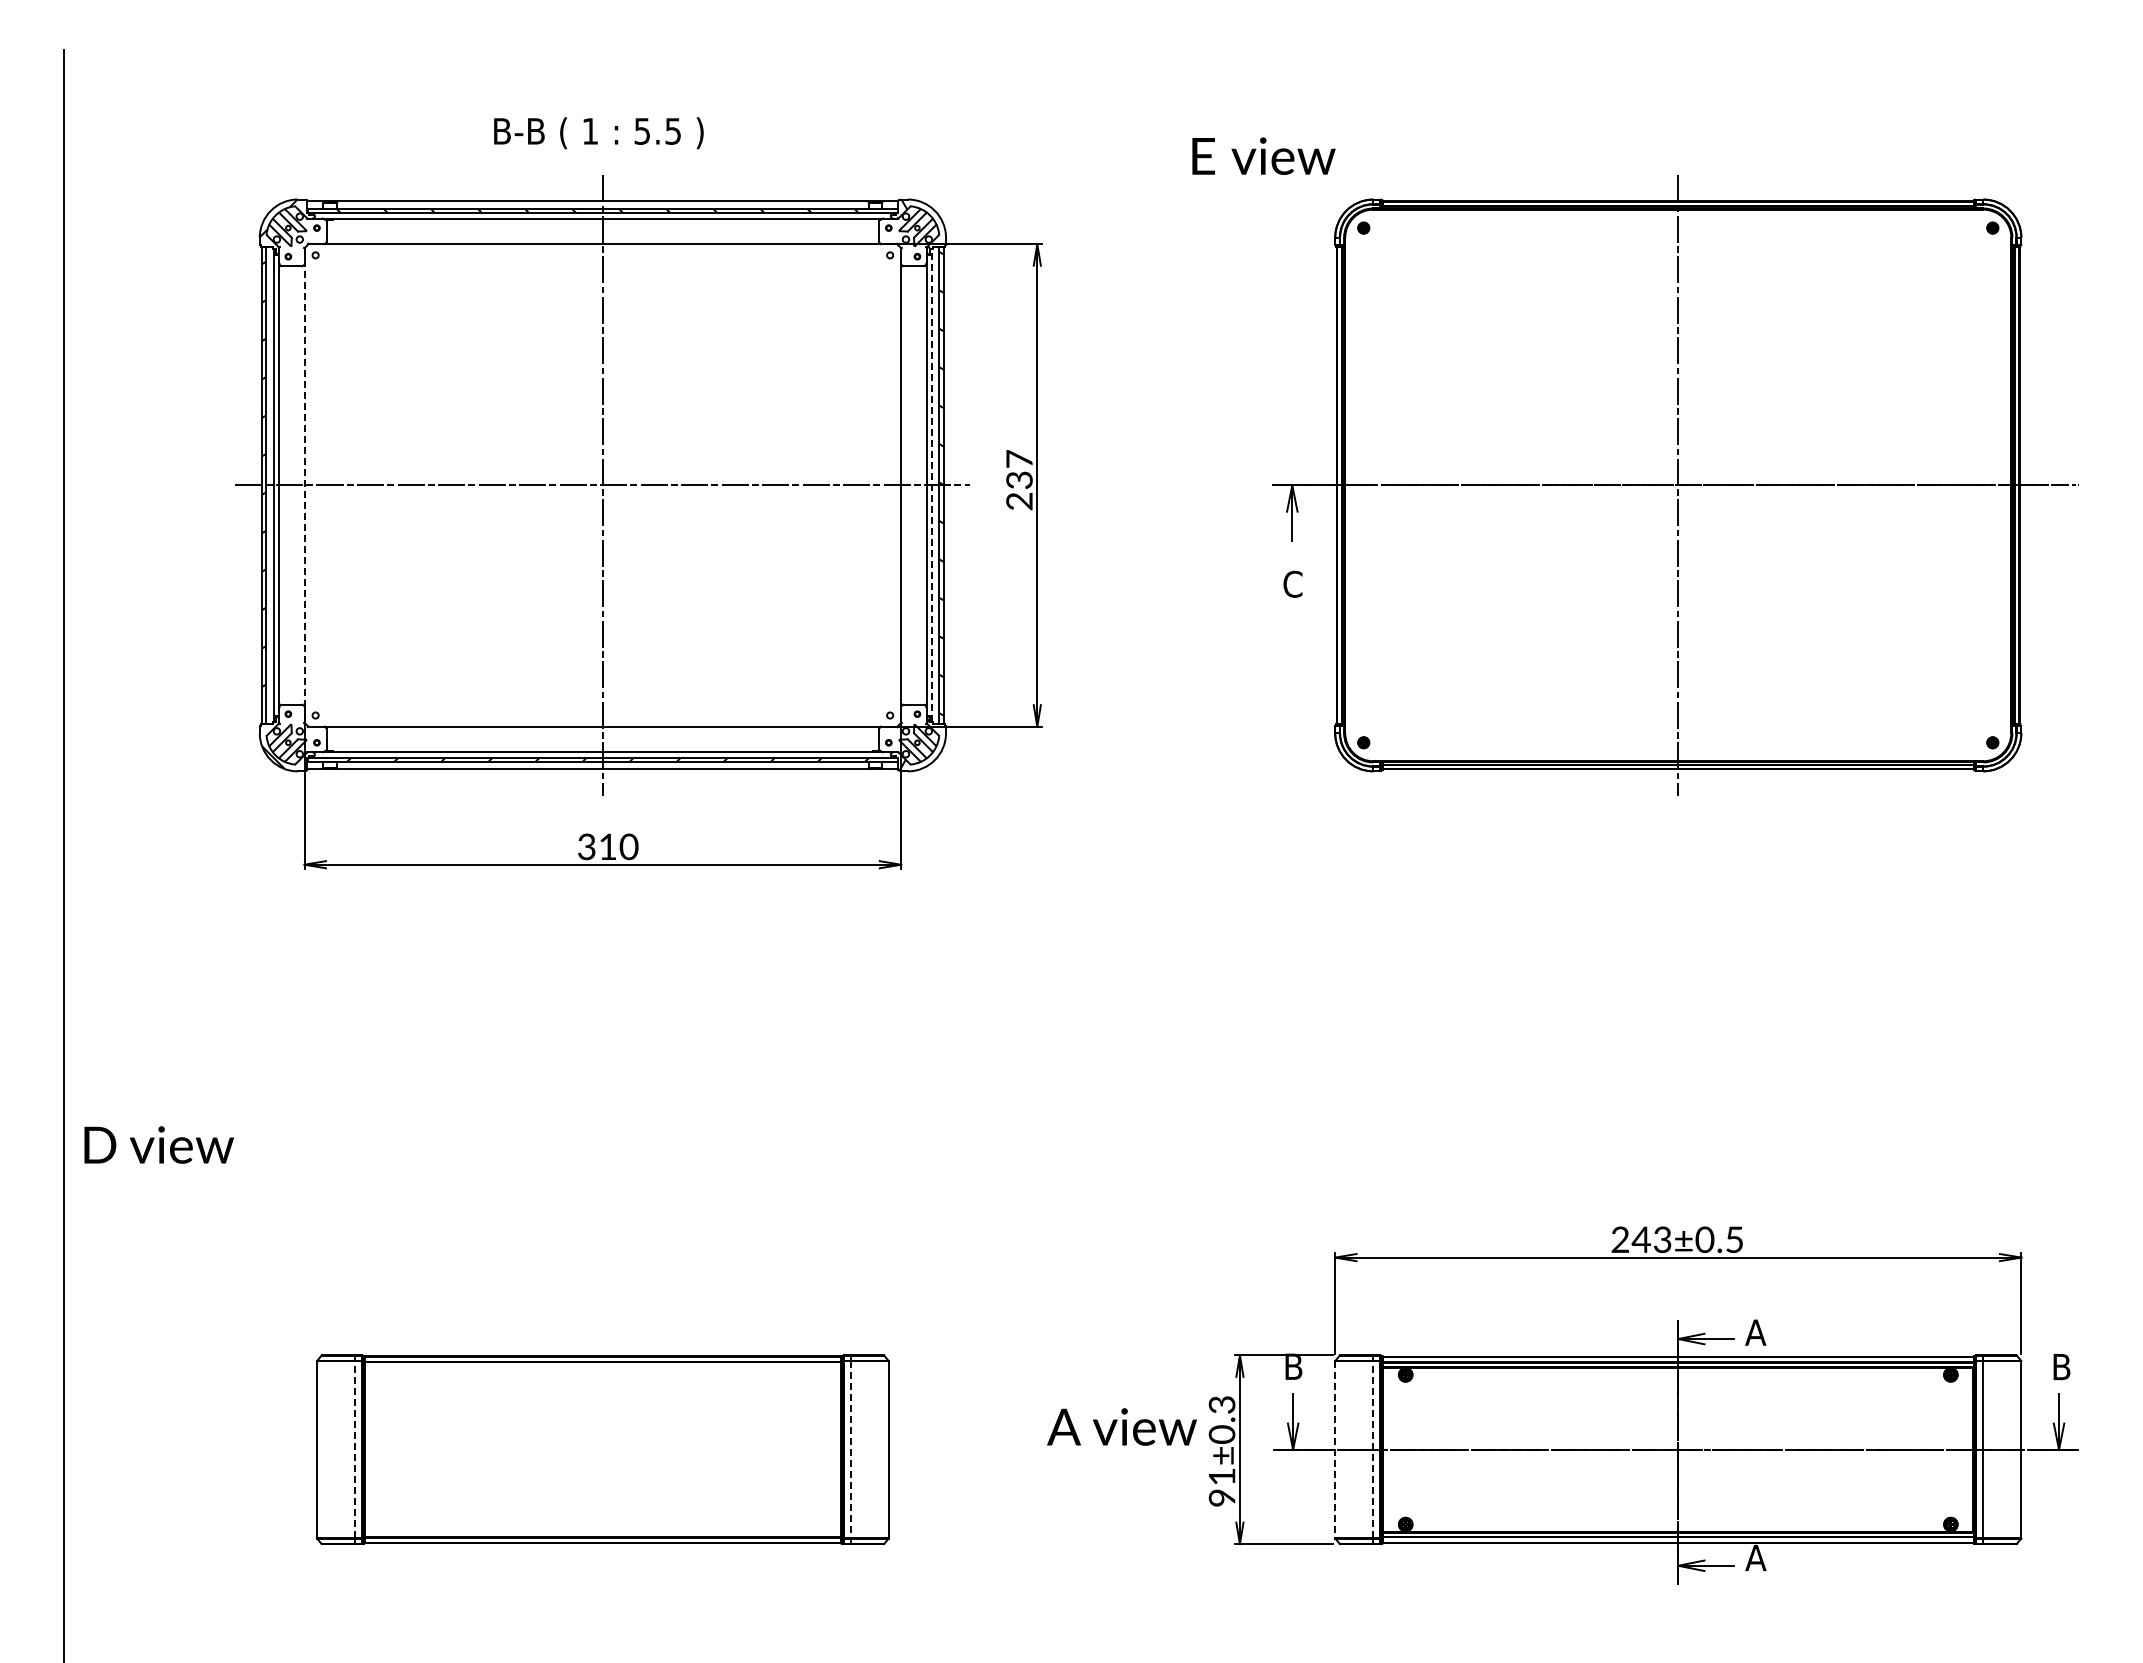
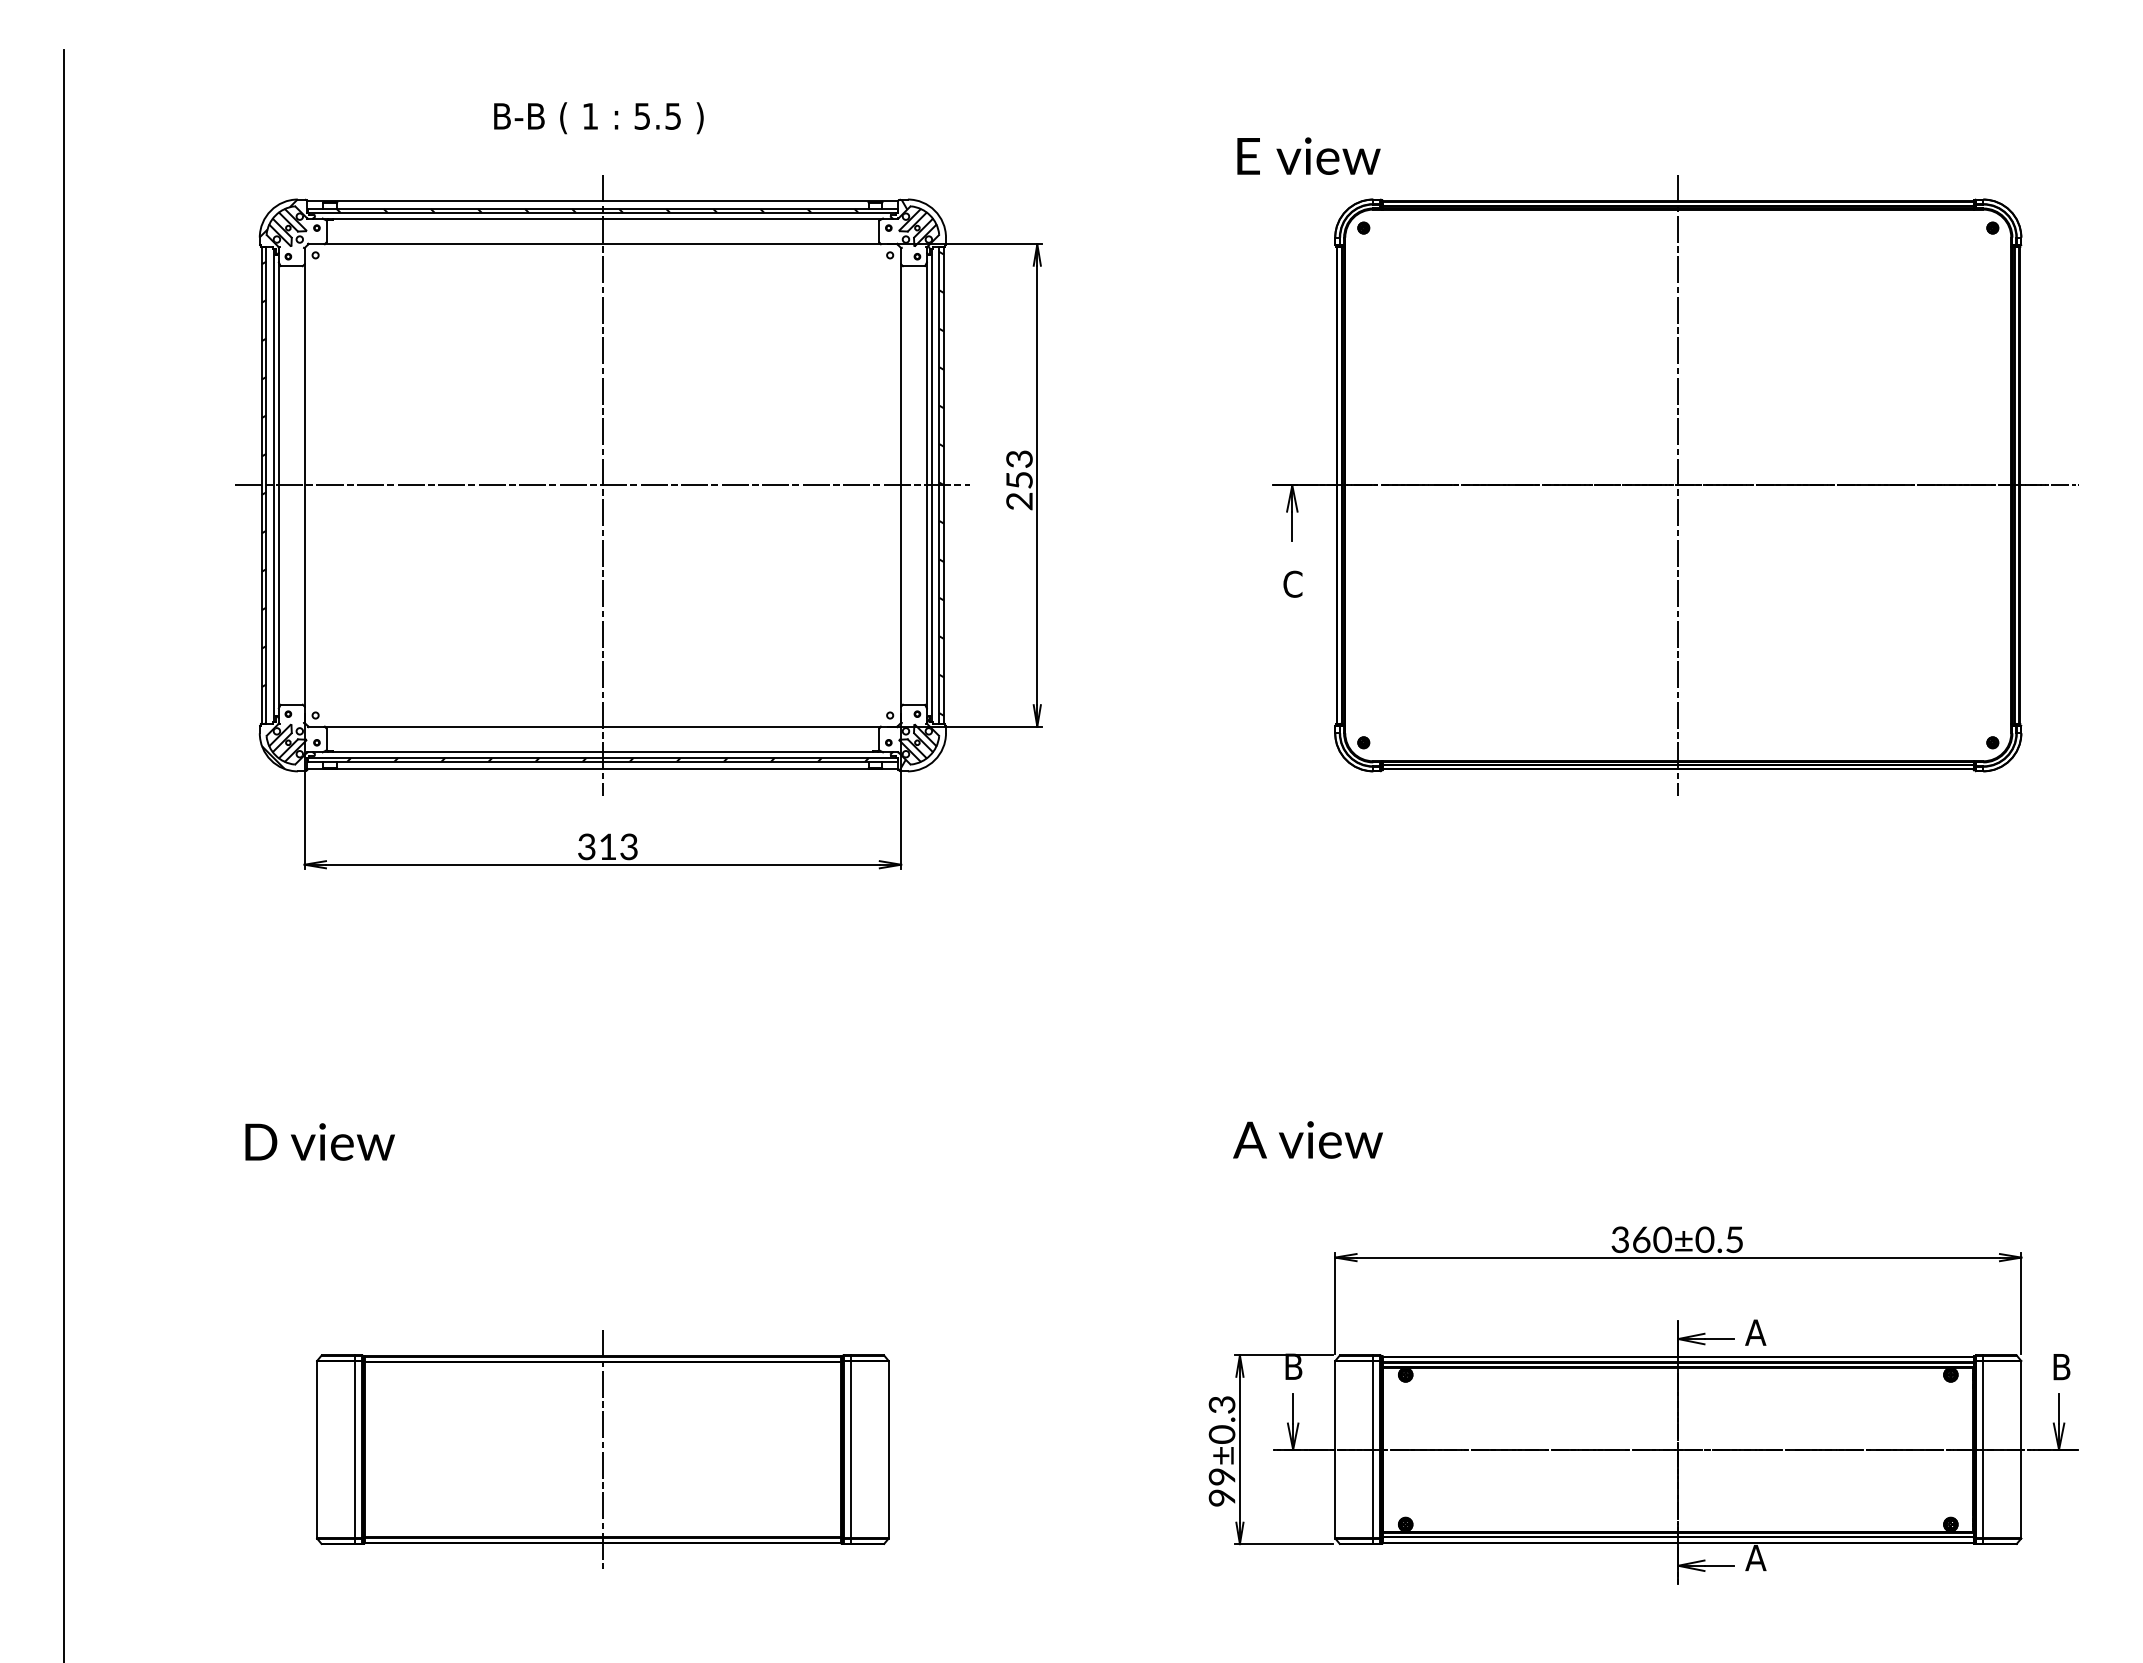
text position: (598, 133) -> (598, 118) (598, 118)
text position: (1263, 155) -> (1308, 155) (1308, 155)
text: 237 -> 253 (1019, 469)
line: dashed -> solid (304, 484)
line: dashed -> solid (931, 484)
text: 310 -> 313 (628, 846)
text position: (158, 1144) -> (319, 1141) (319, 1141)
text: 243±0.5 -> 360±0.5 (1641, 1239)
text position: (1121, 1426) -> (1307, 1139) (1307, 1139)
line: dashed -> solid (355, 1449)
line: none -> present (602, 1449)
line: dashed -> solid (1373, 1449)
line: dashed -> solid (850, 1450)
line: dashed -> solid (1335, 1450)
text: 91±0.3 -> 99±0.3 (1221, 1476)
